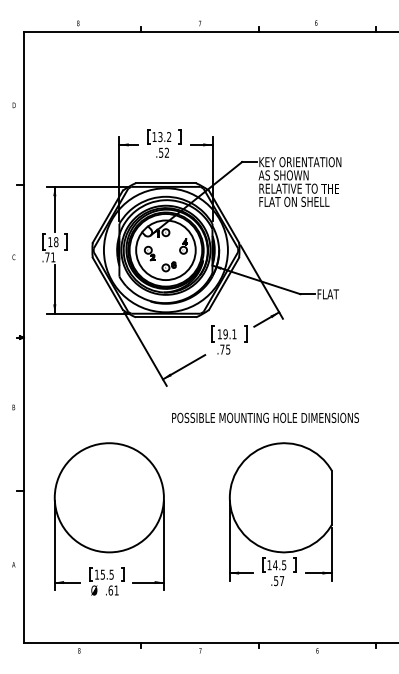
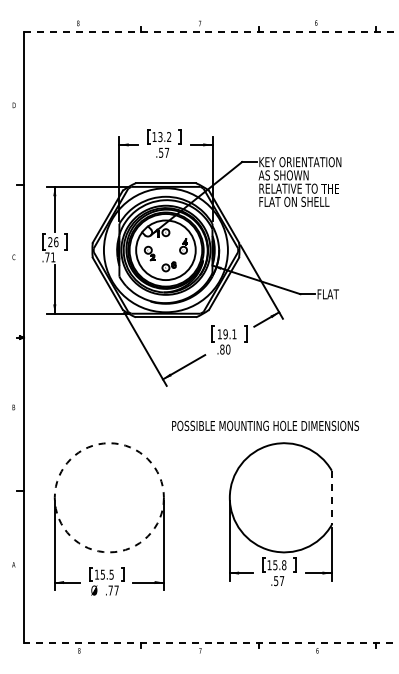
line: solid -> dashed (211, 31)
text: .52 -> .57 (166, 152)
text: 18 -> 26 (53, 241)
text: .75 -> .80 (225, 349)
text position: (265, 417) -> (265, 425) (265, 425)
circle: solid -> dashed (108, 497)
line: solid -> dashed (331, 498)
text: 14.5 -> 15.8 (279, 565)
text: .61 -> .77 (113, 590)
line: solid -> dashed (210, 643)
